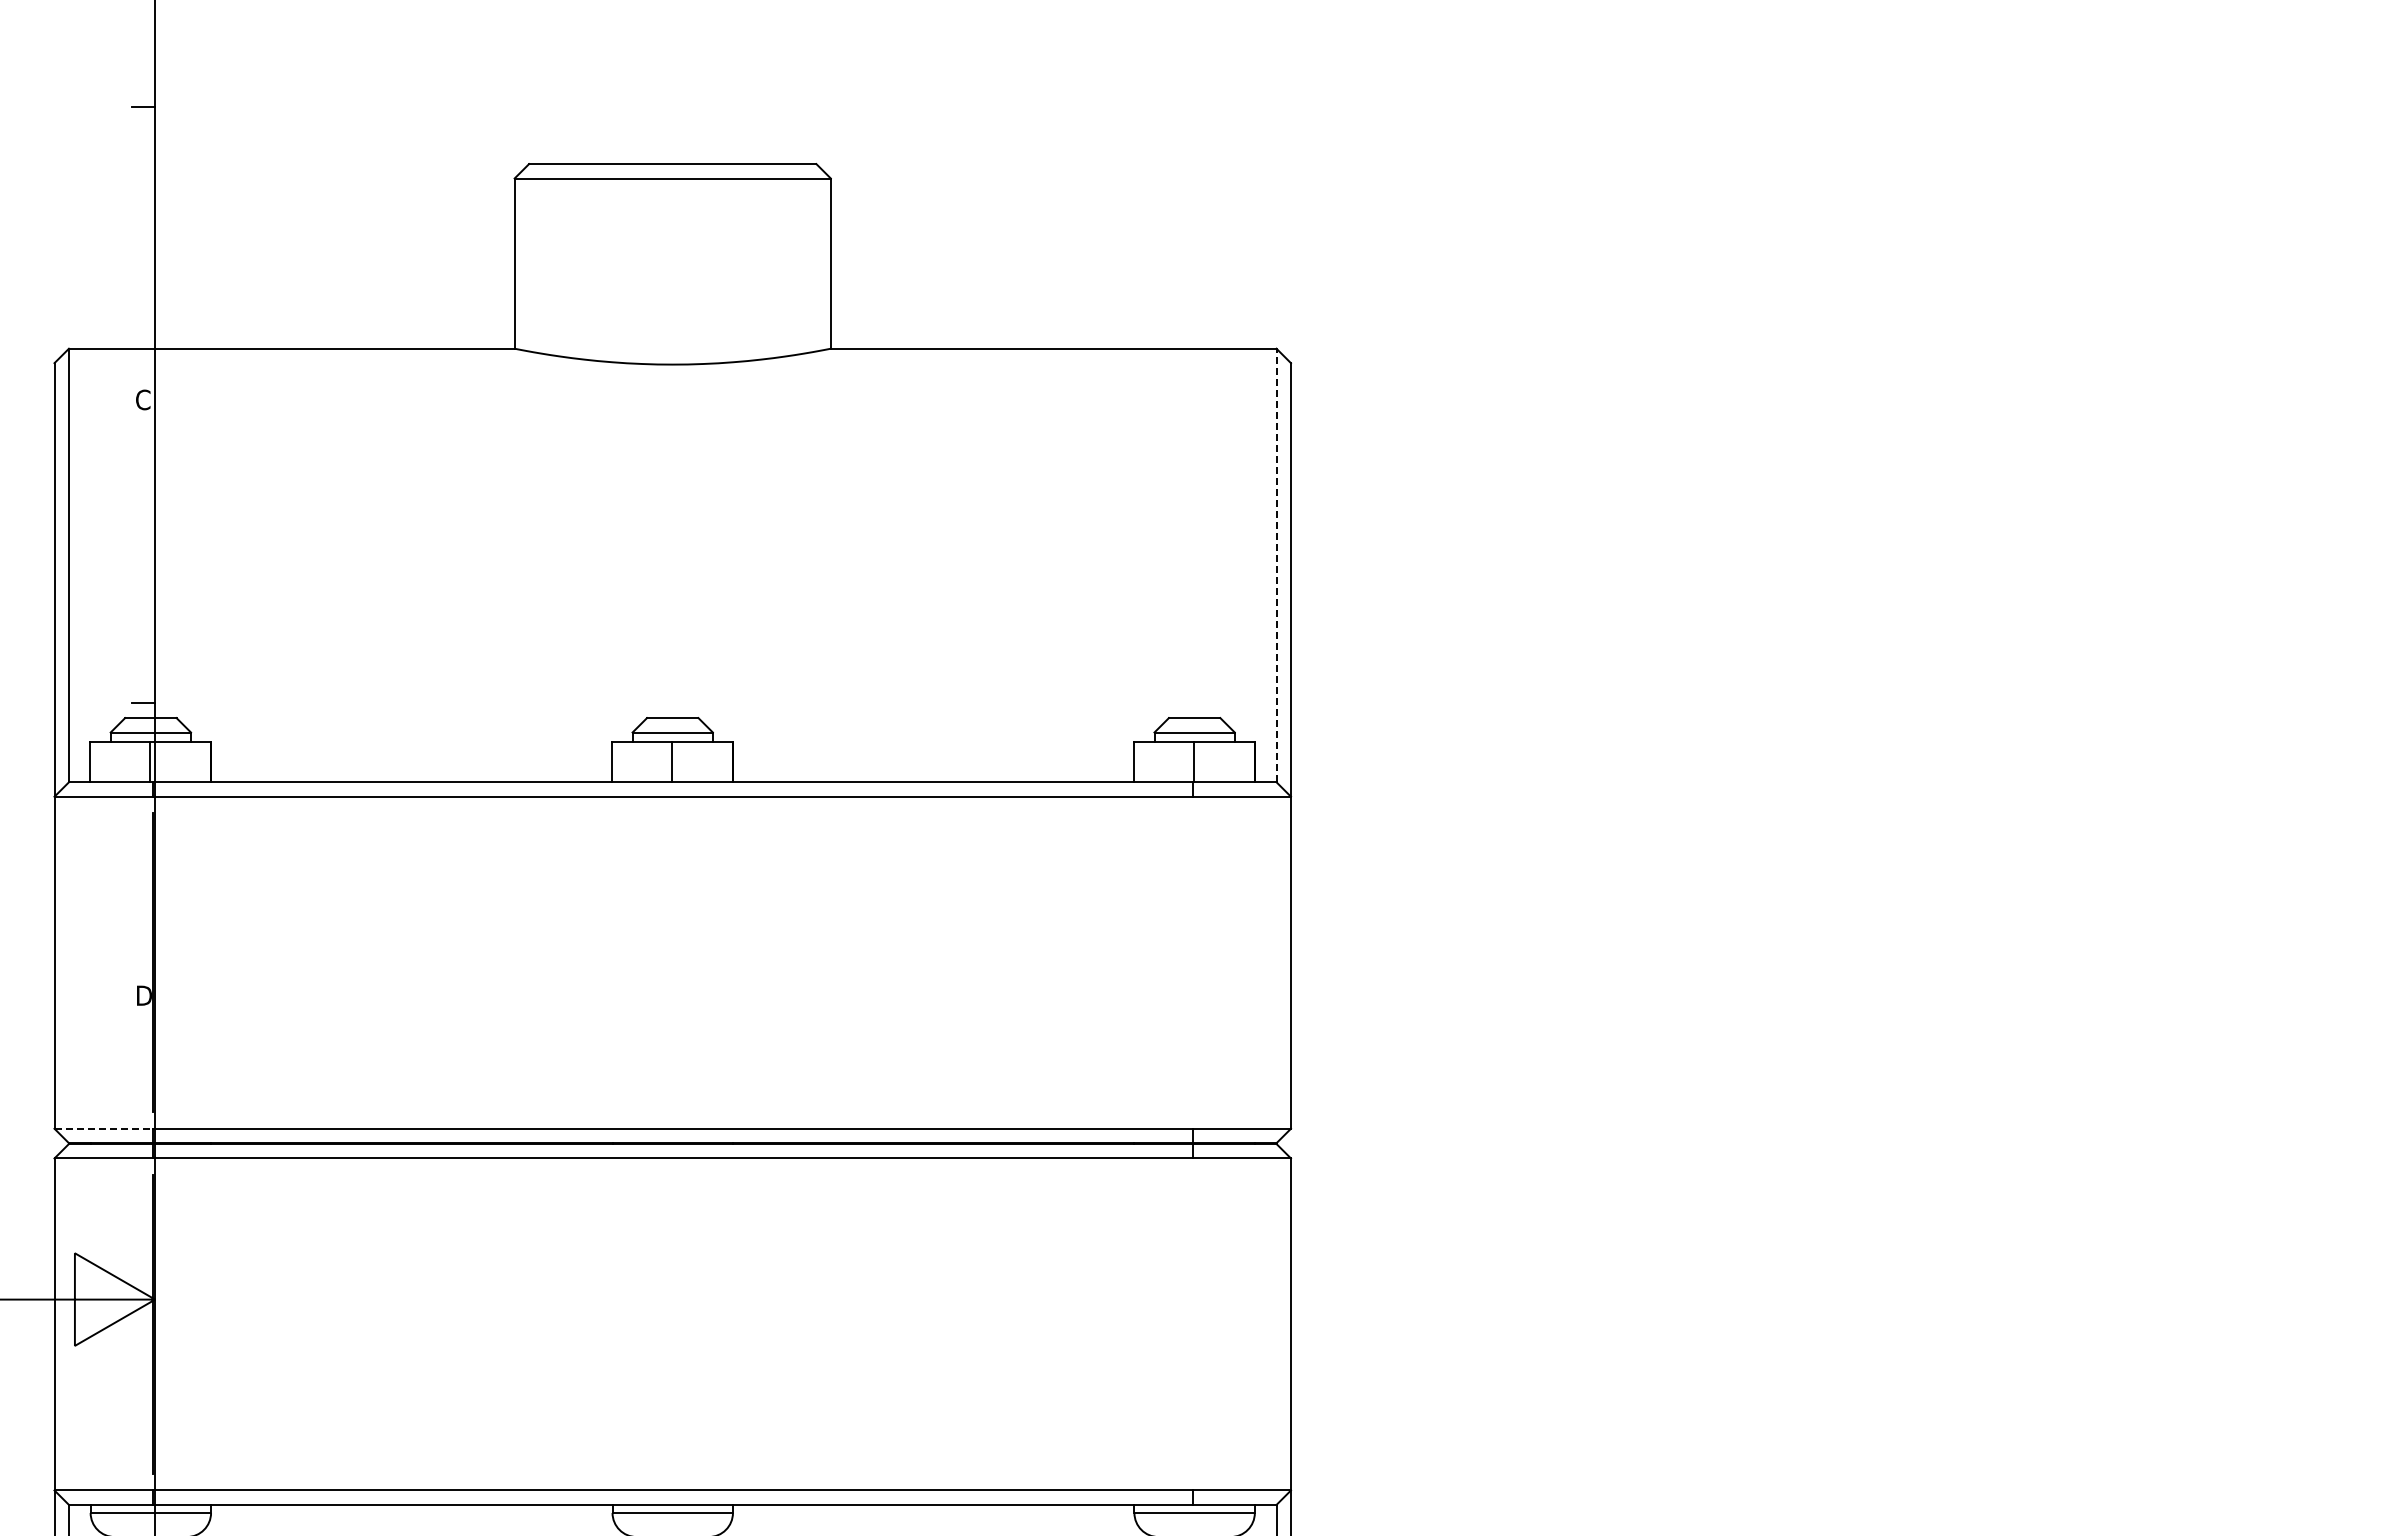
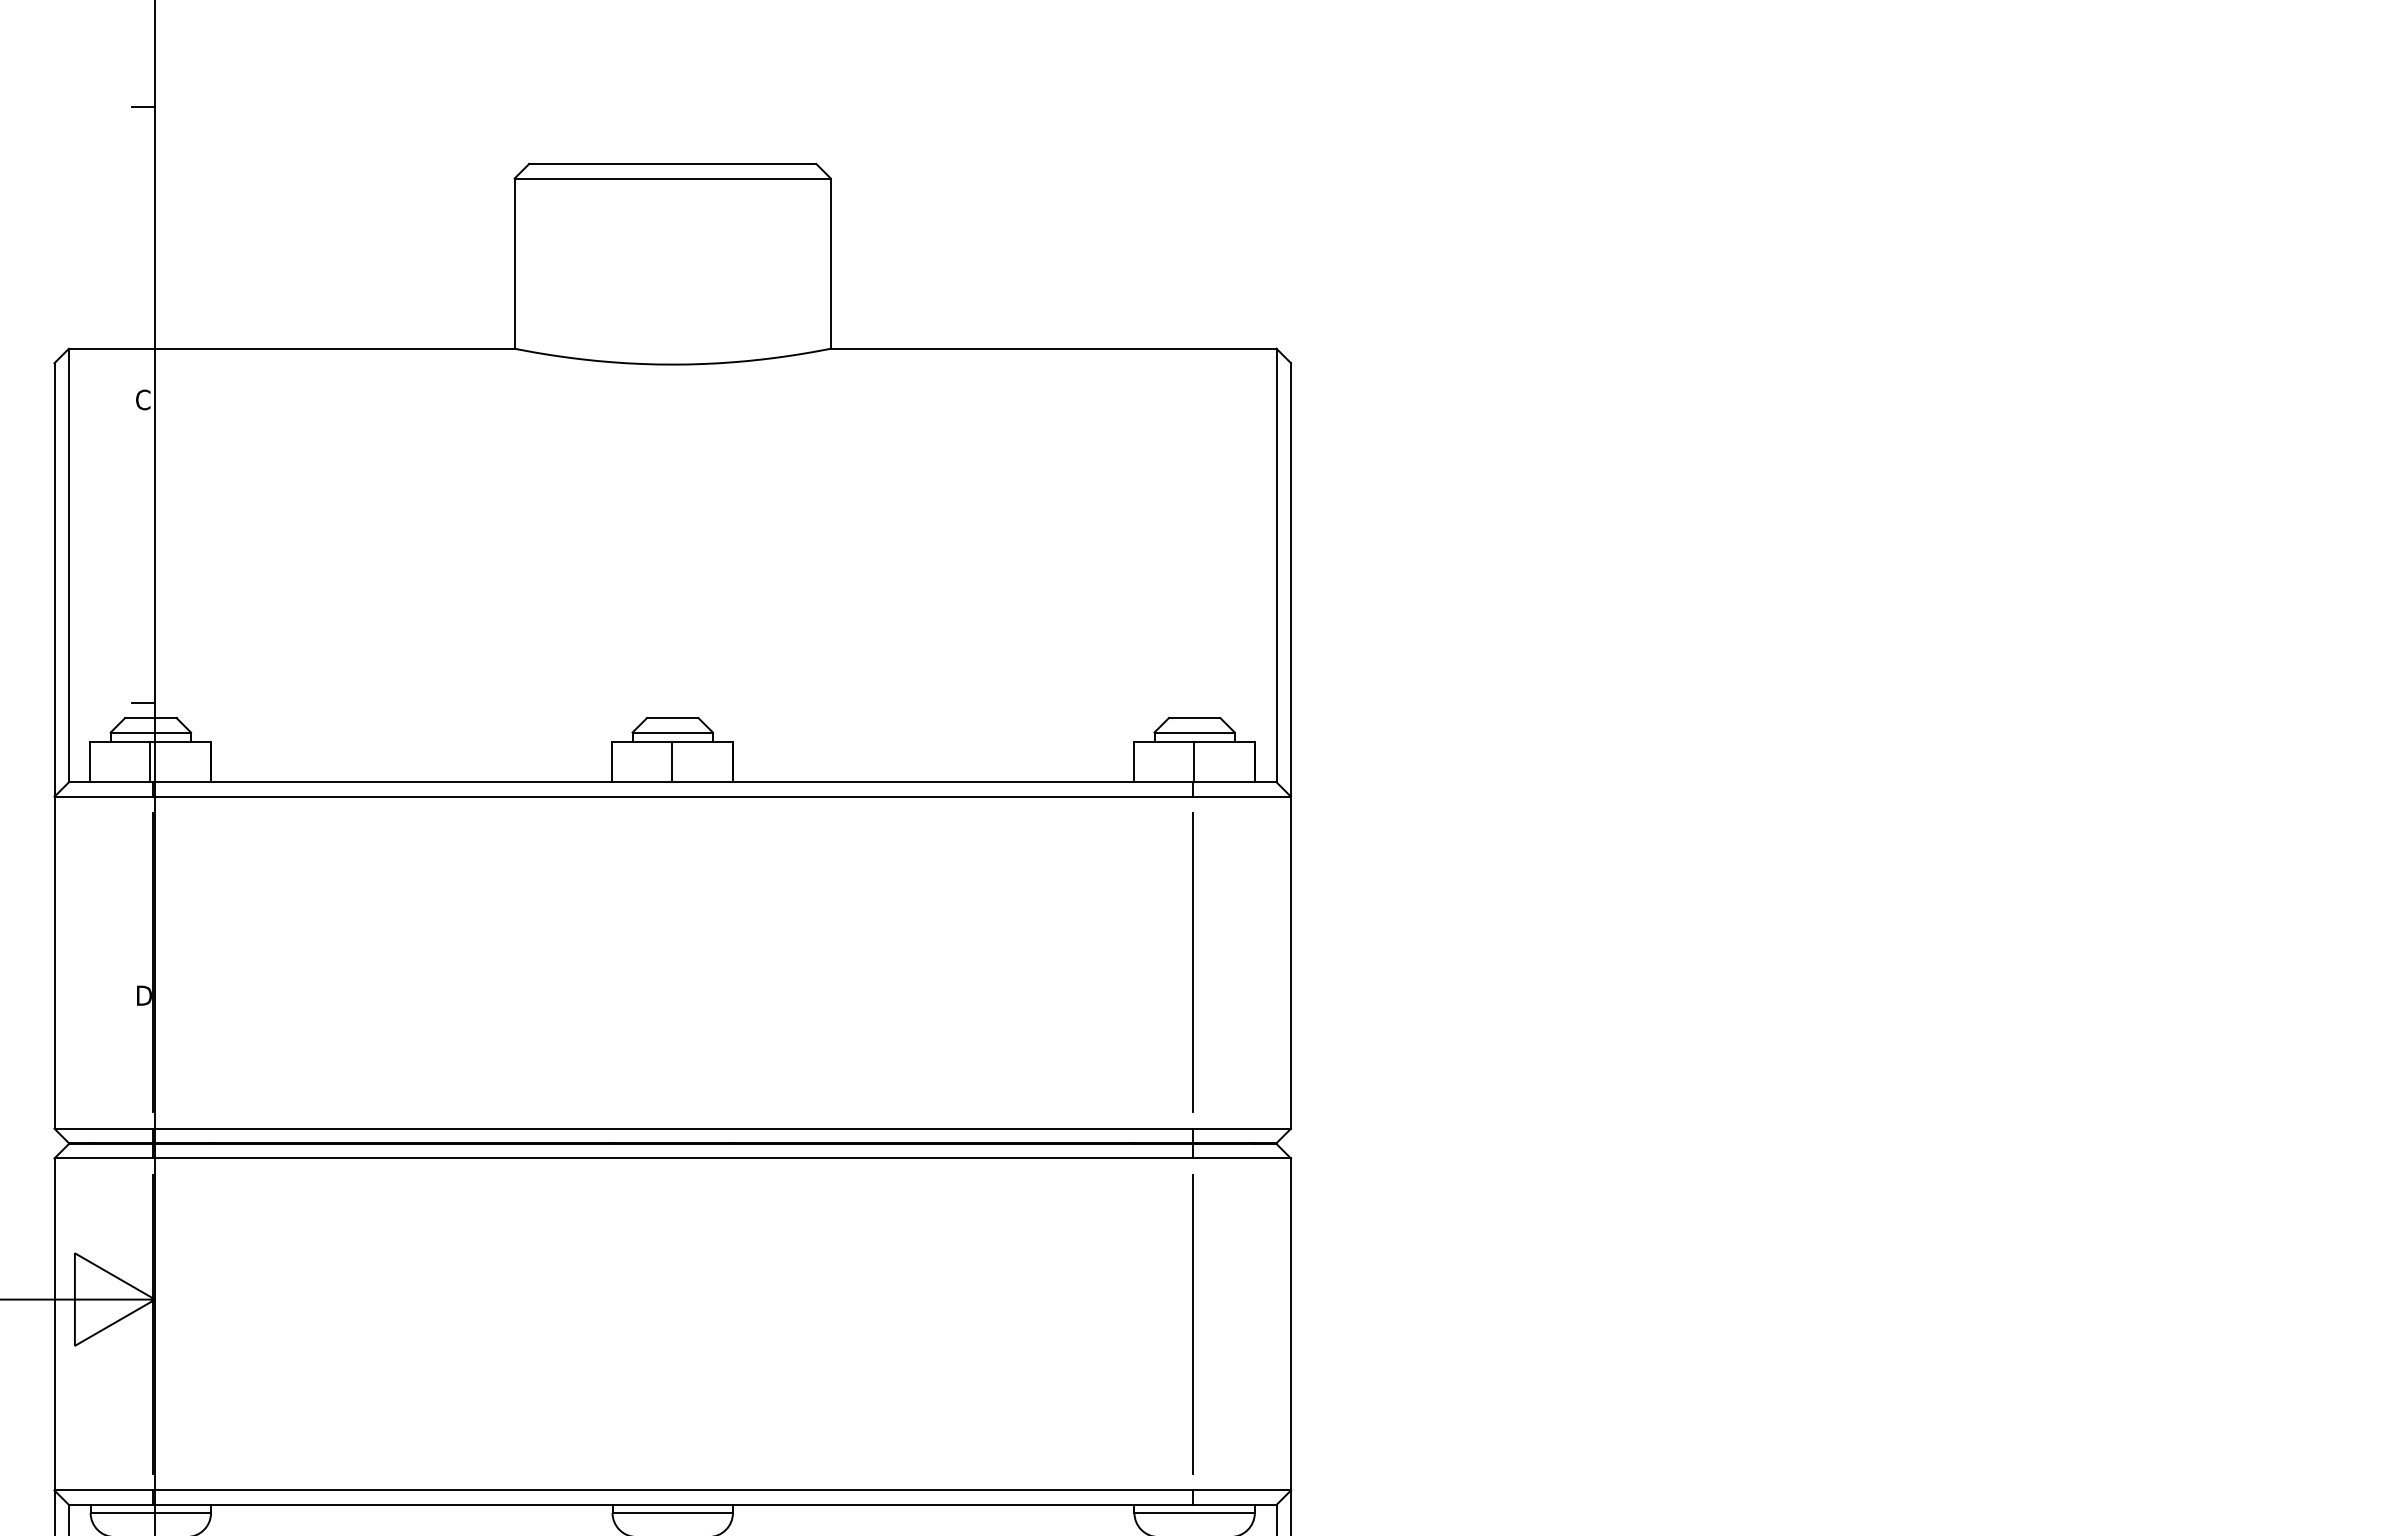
line: dashed -> solid (1276, 565)
line: none -> present (1192, 962)
line: dashed -> solid (104, 1128)
line: none -> present (1192, 1324)
